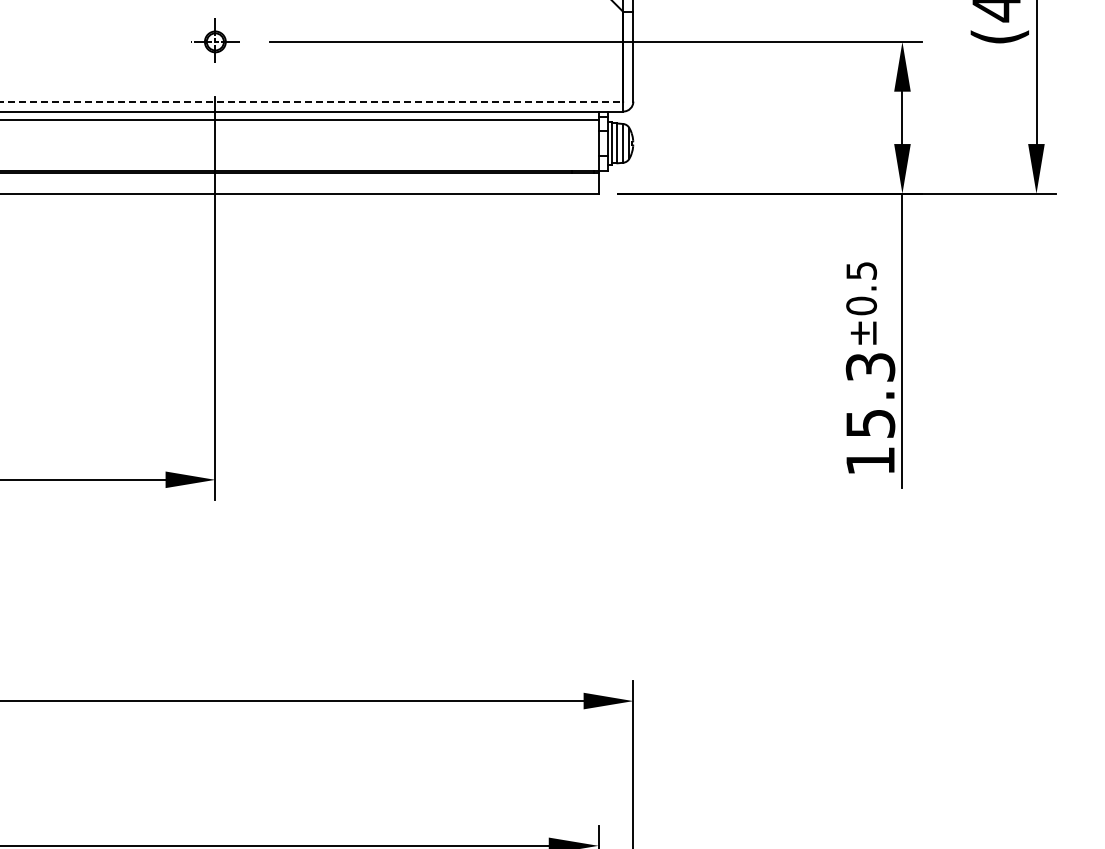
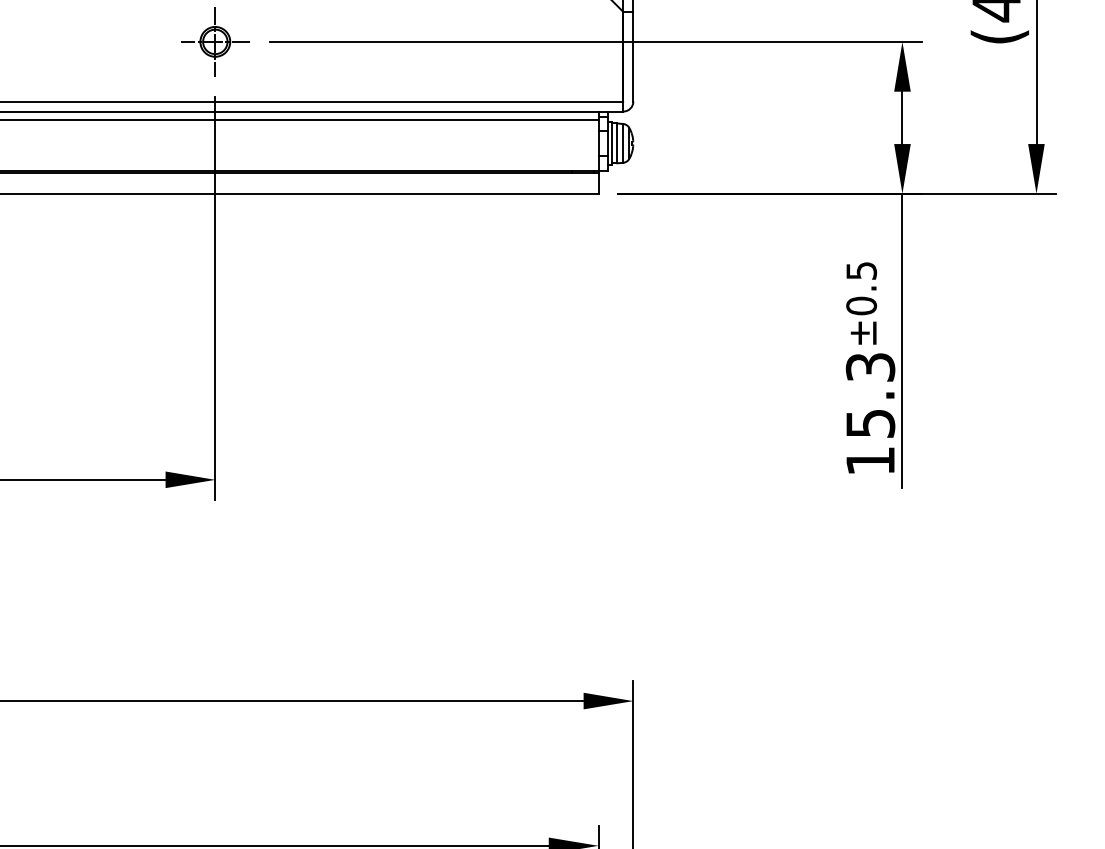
part size: 49x45 px -> 69x70 px (215, 41)
line: dashed -> solid (312, 101)
